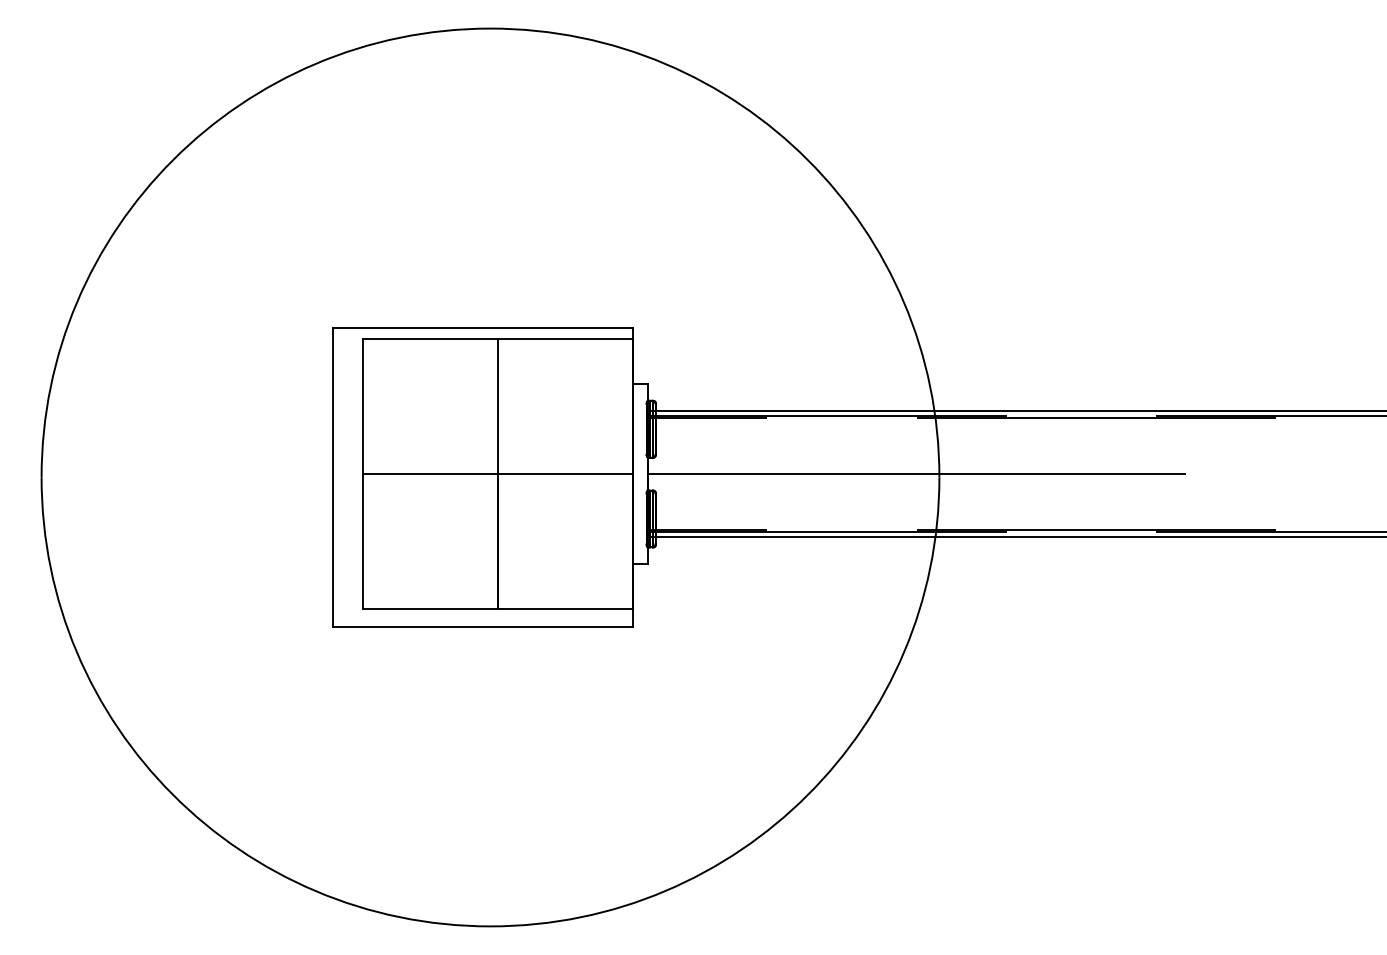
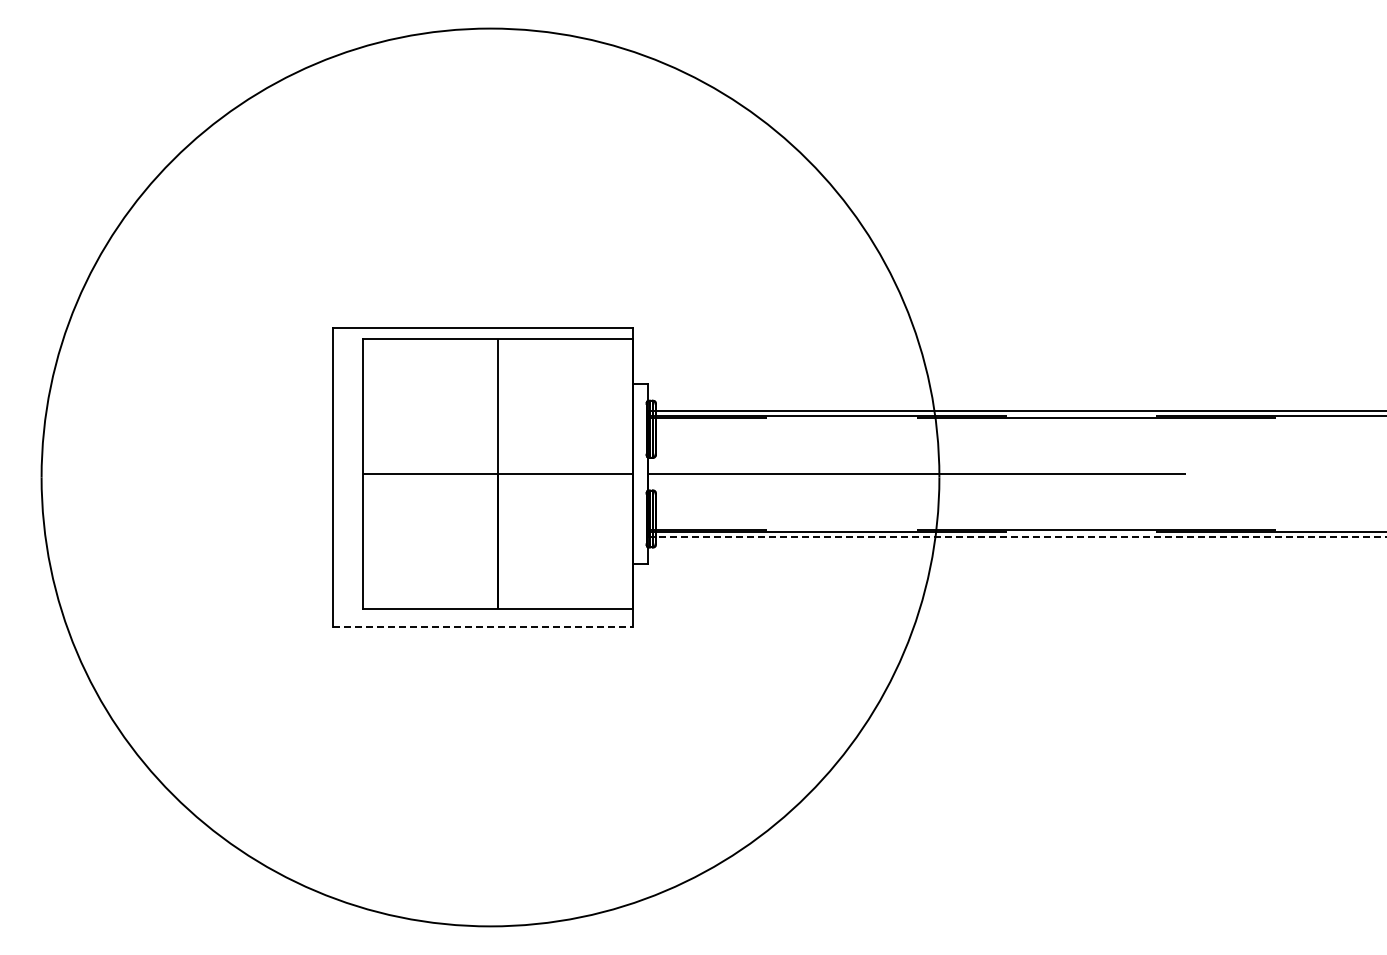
line: solid -> dashed (1017, 536)
line: solid -> dashed (483, 627)
